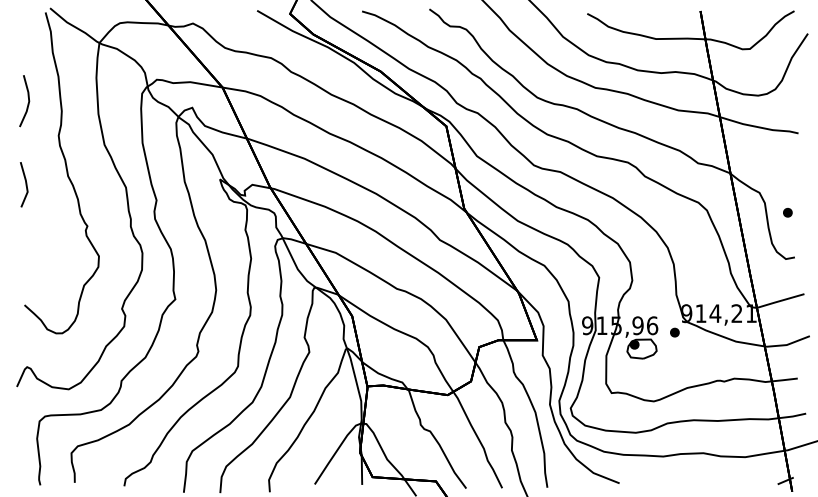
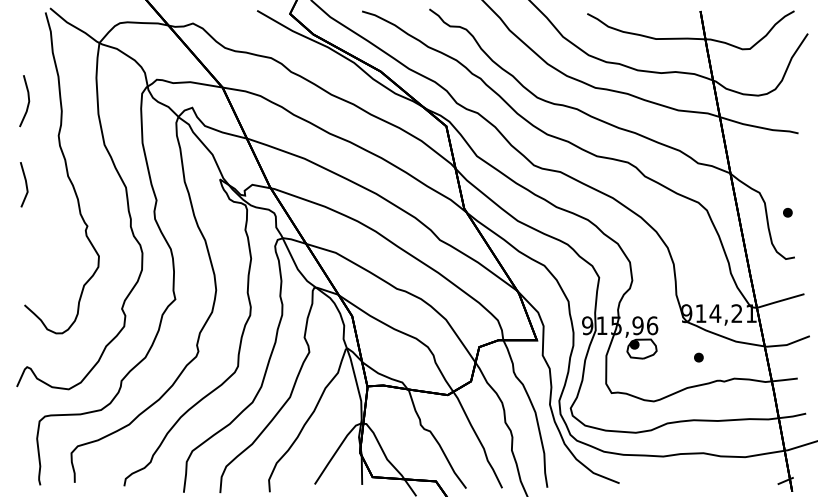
part position: (674, 332) -> (698, 357) (698, 357)
